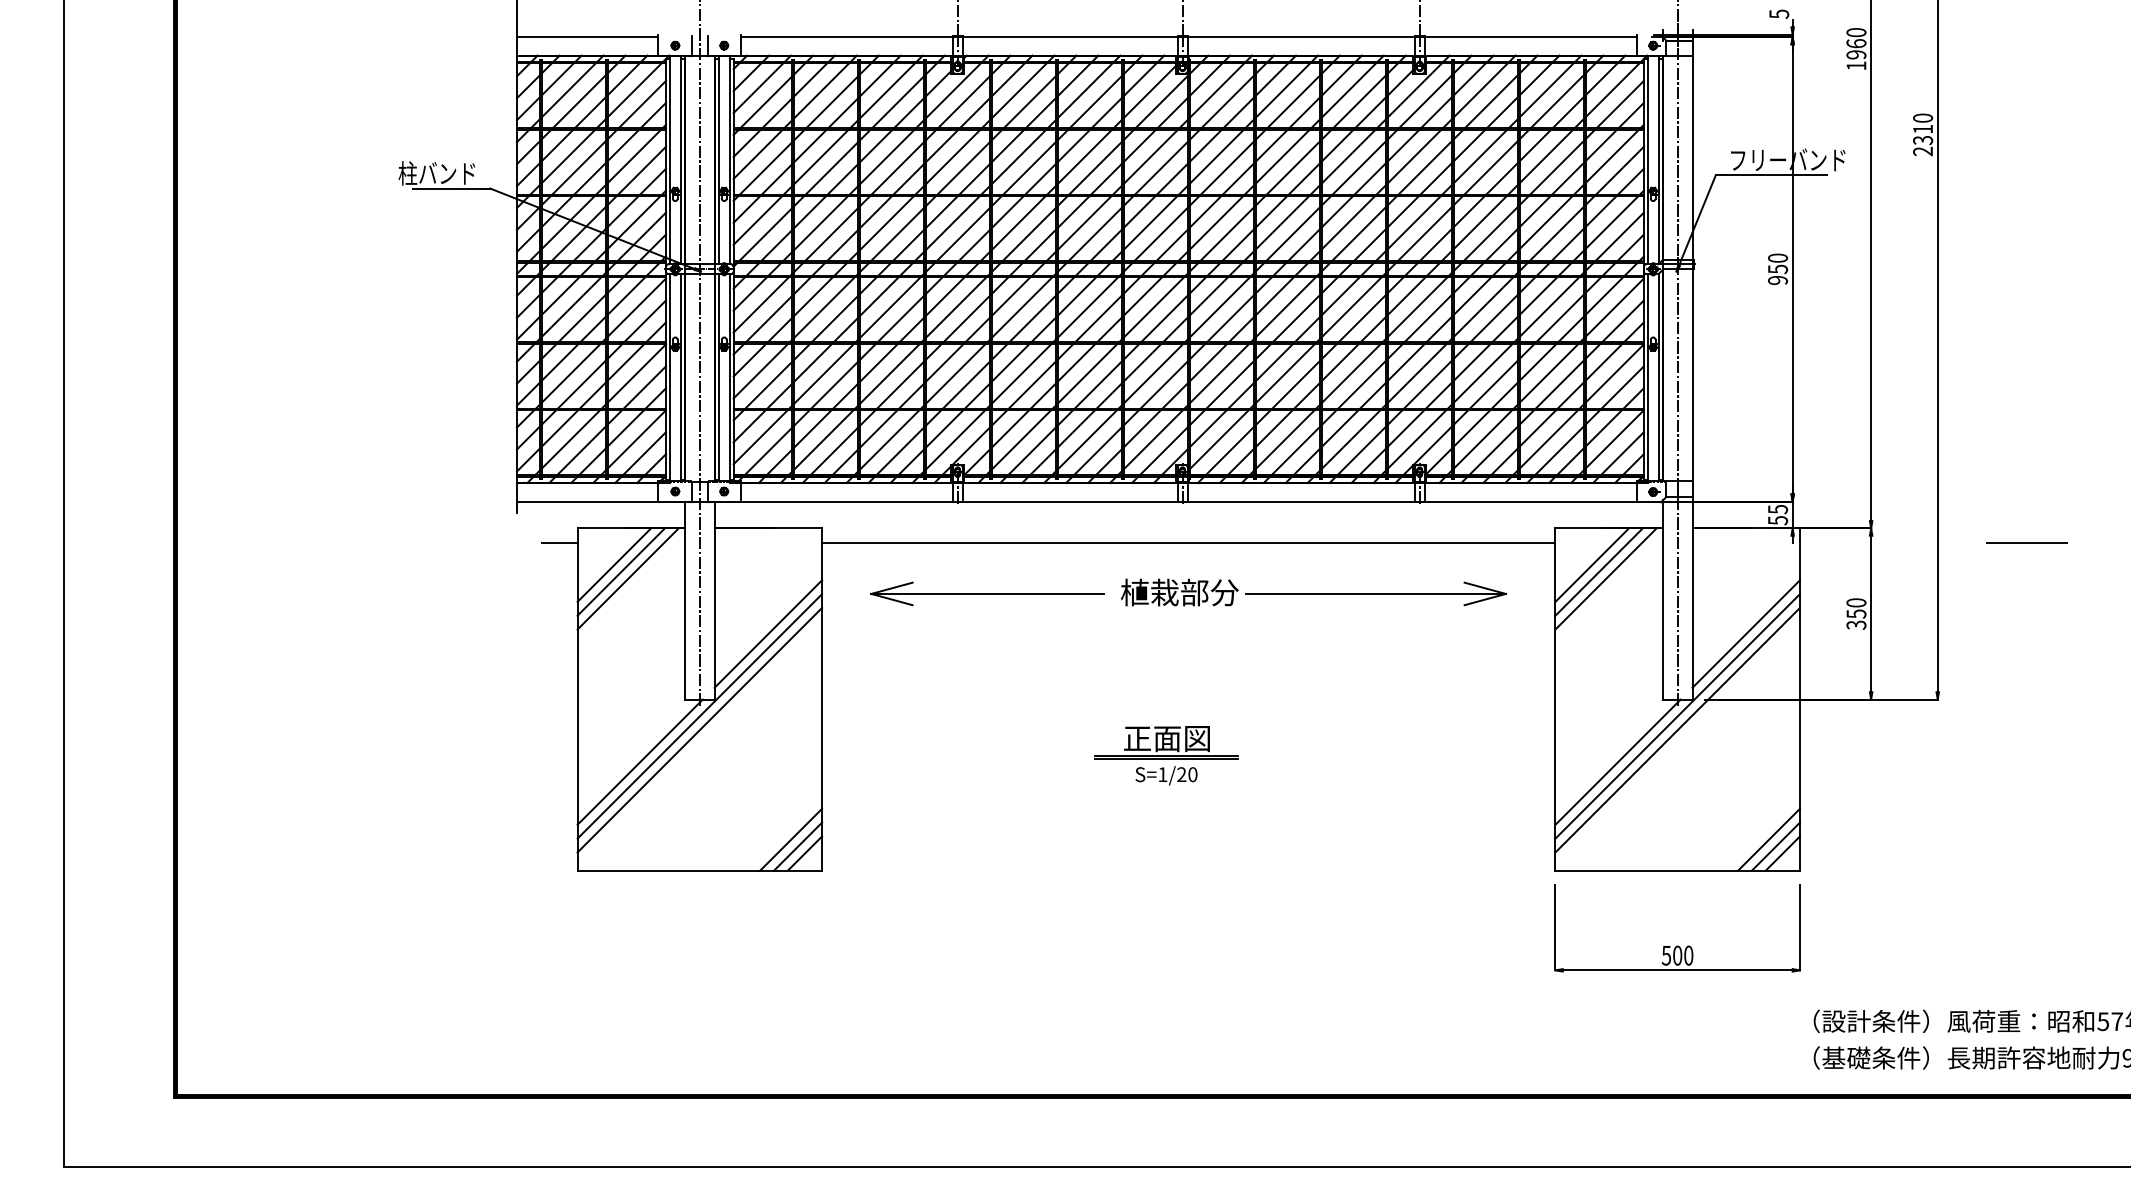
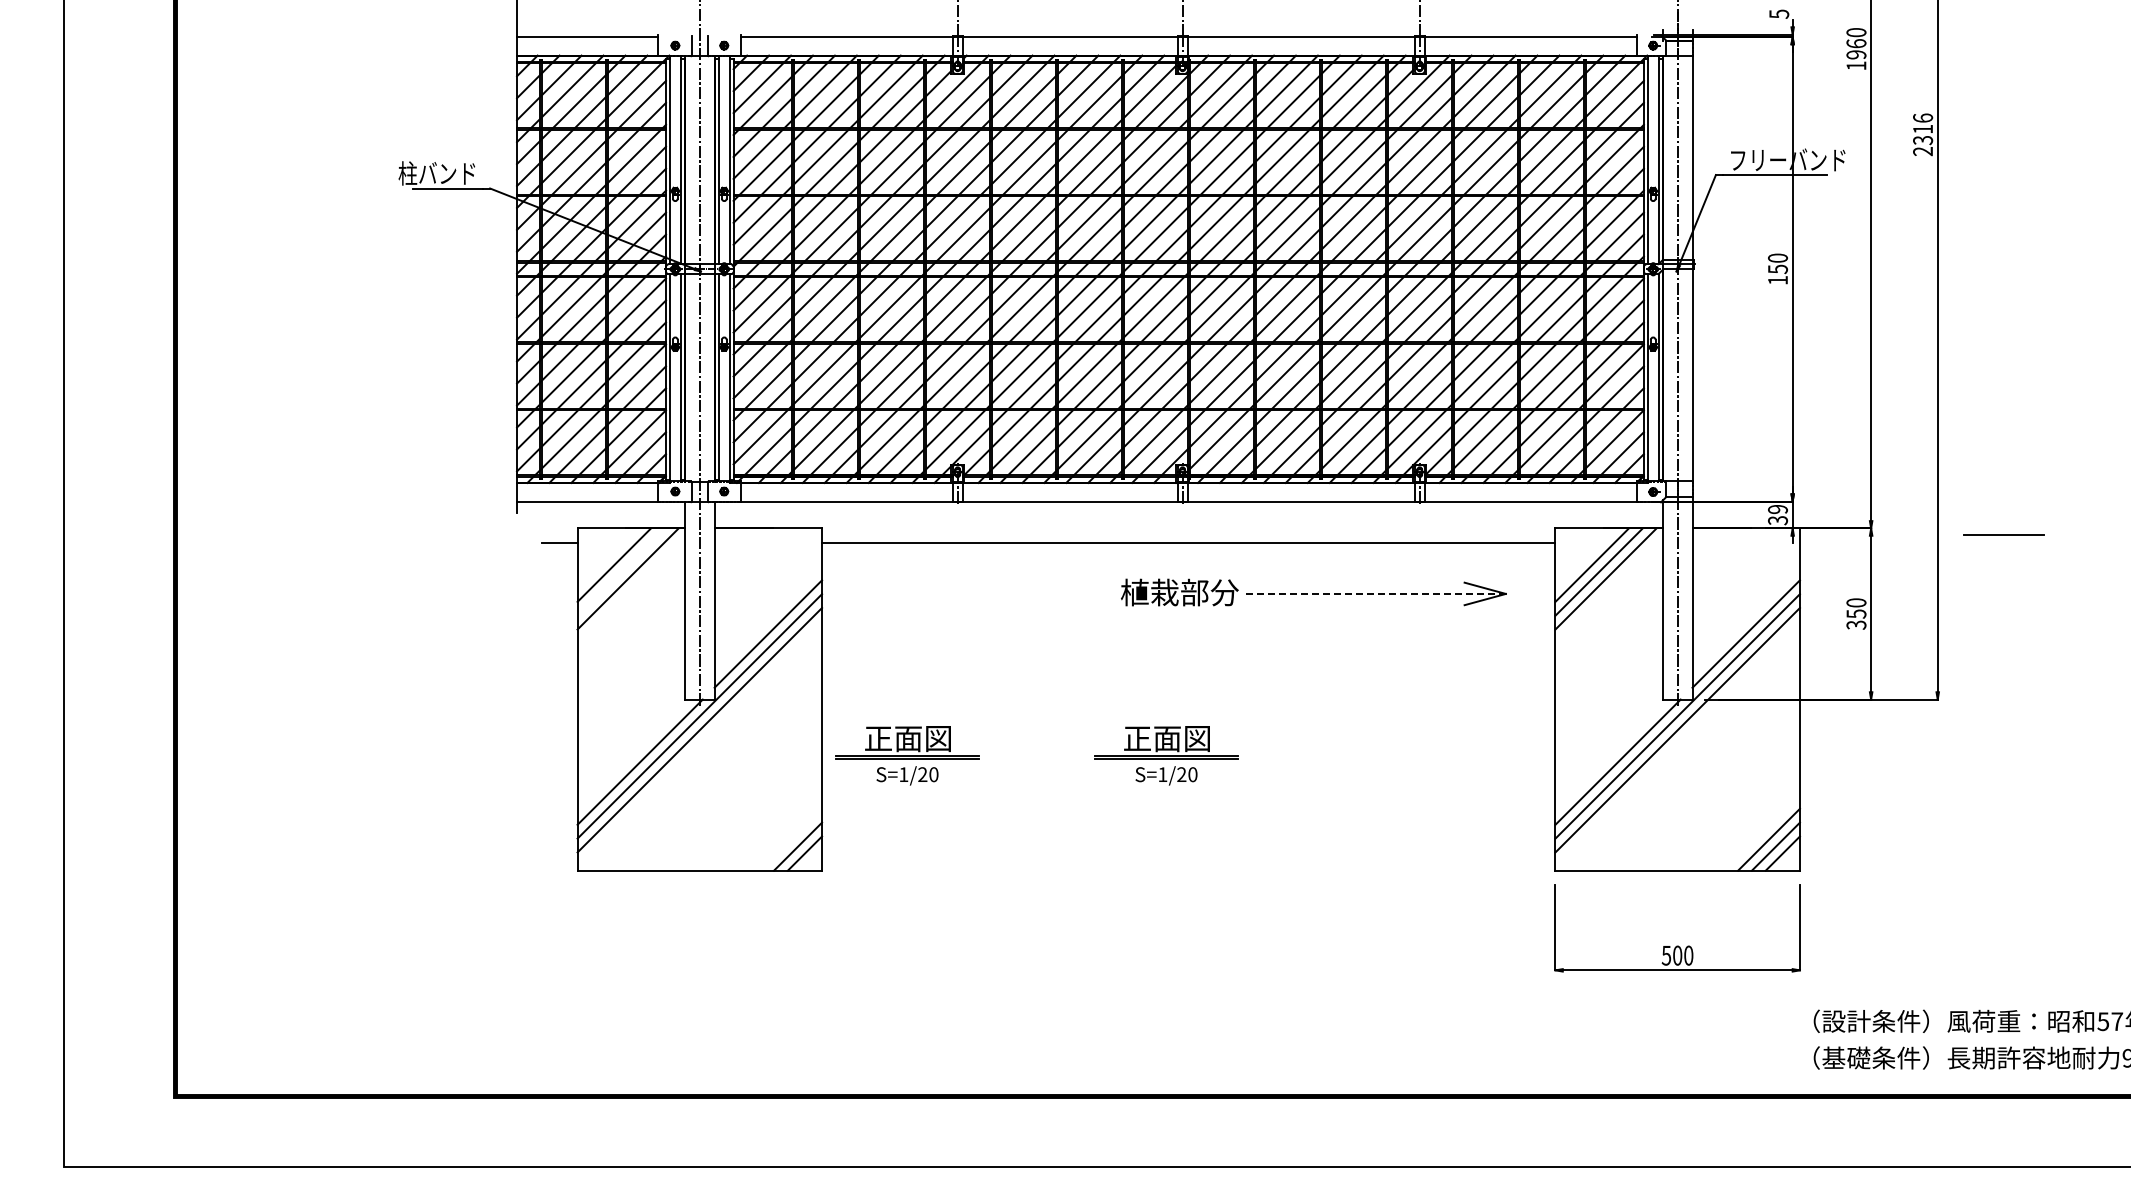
text: 2310 -> 2316 (1922, 117)
text: 950 -> 150 (1778, 280)
text: 55 -> 39 (1777, 514)
line position: (2026, 542) -> (2003, 534) (2003, 534)
line: present -> none (620, 571)
part: present -> none (987, 593)
line: solid -> dashed (1376, 593)
part: none -> present (907, 755)
line: present -> none (791, 839)
